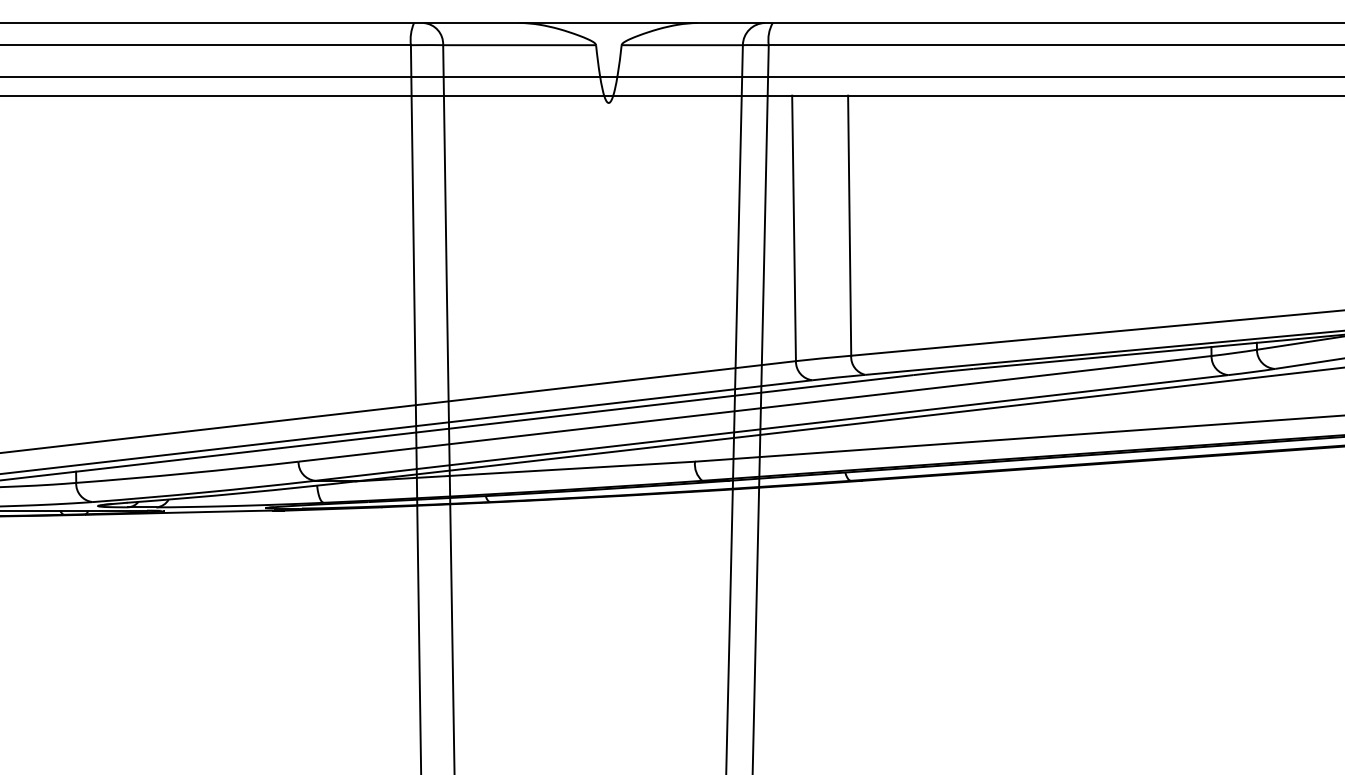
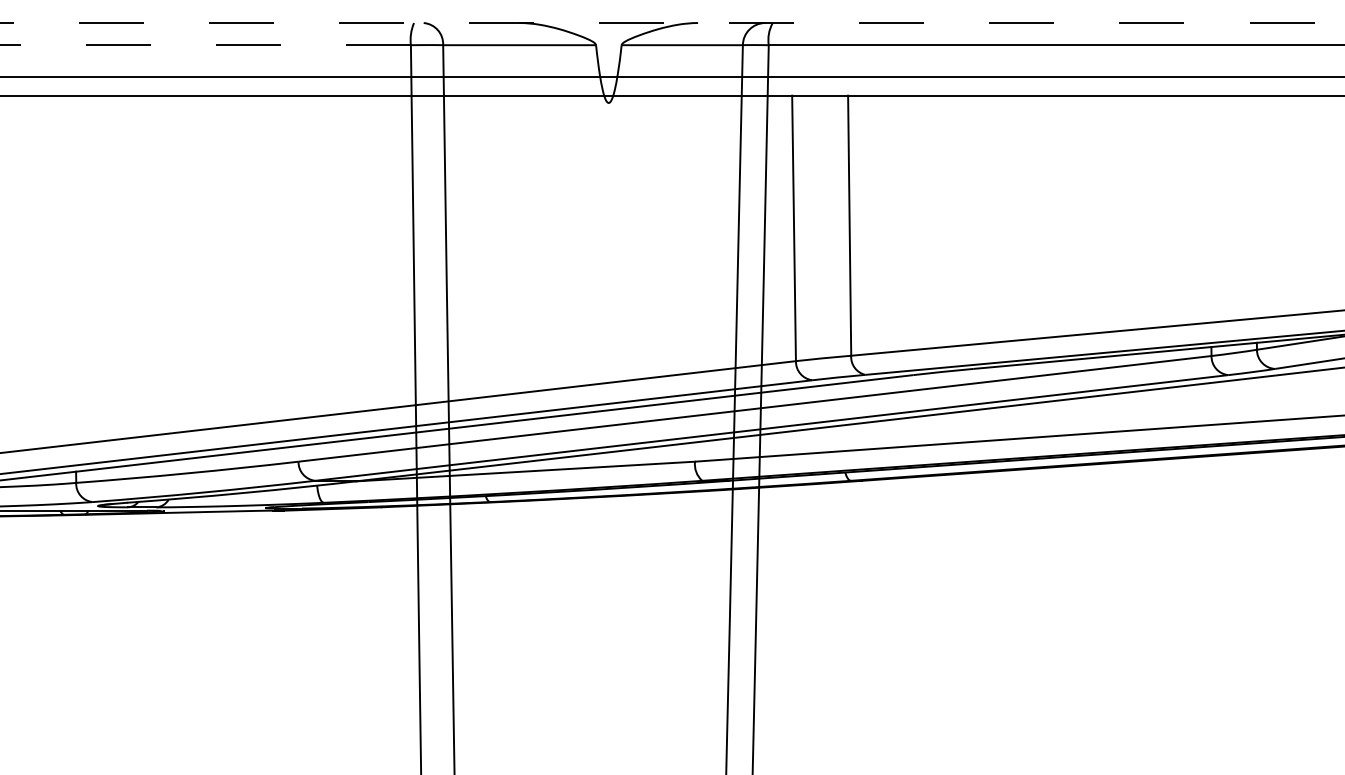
line: solid -> dashed (672, 23)
line: solid -> dashed (205, 45)
